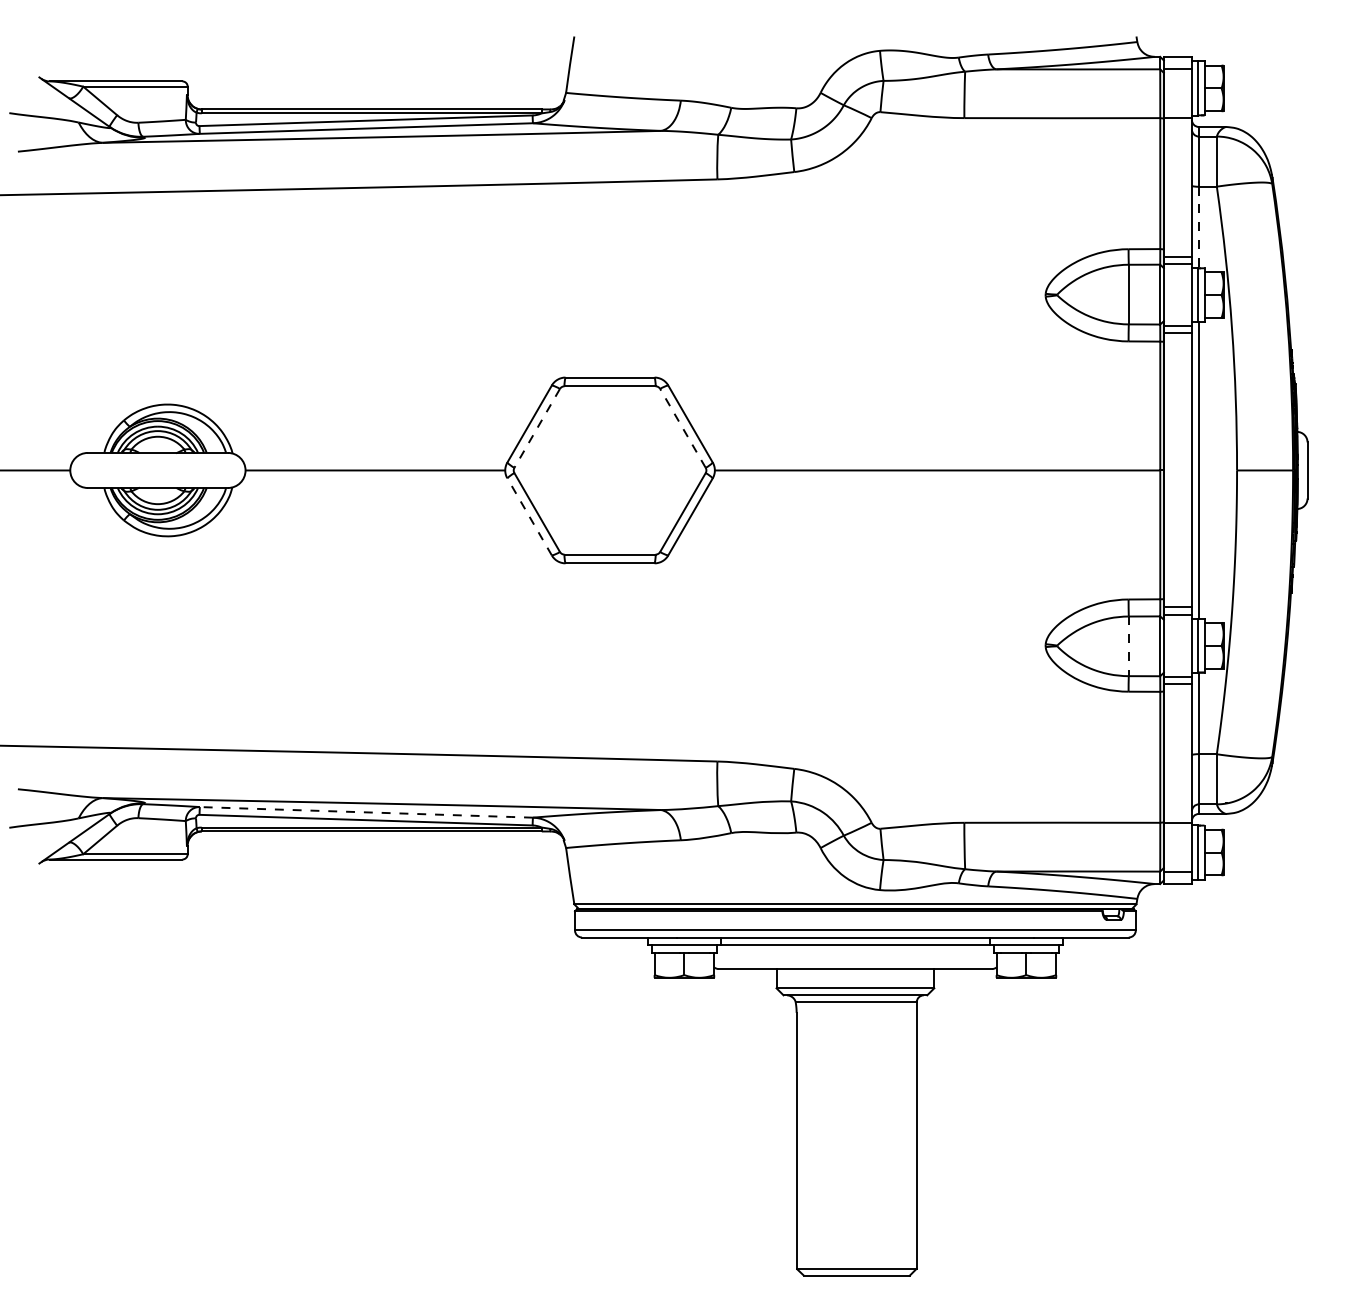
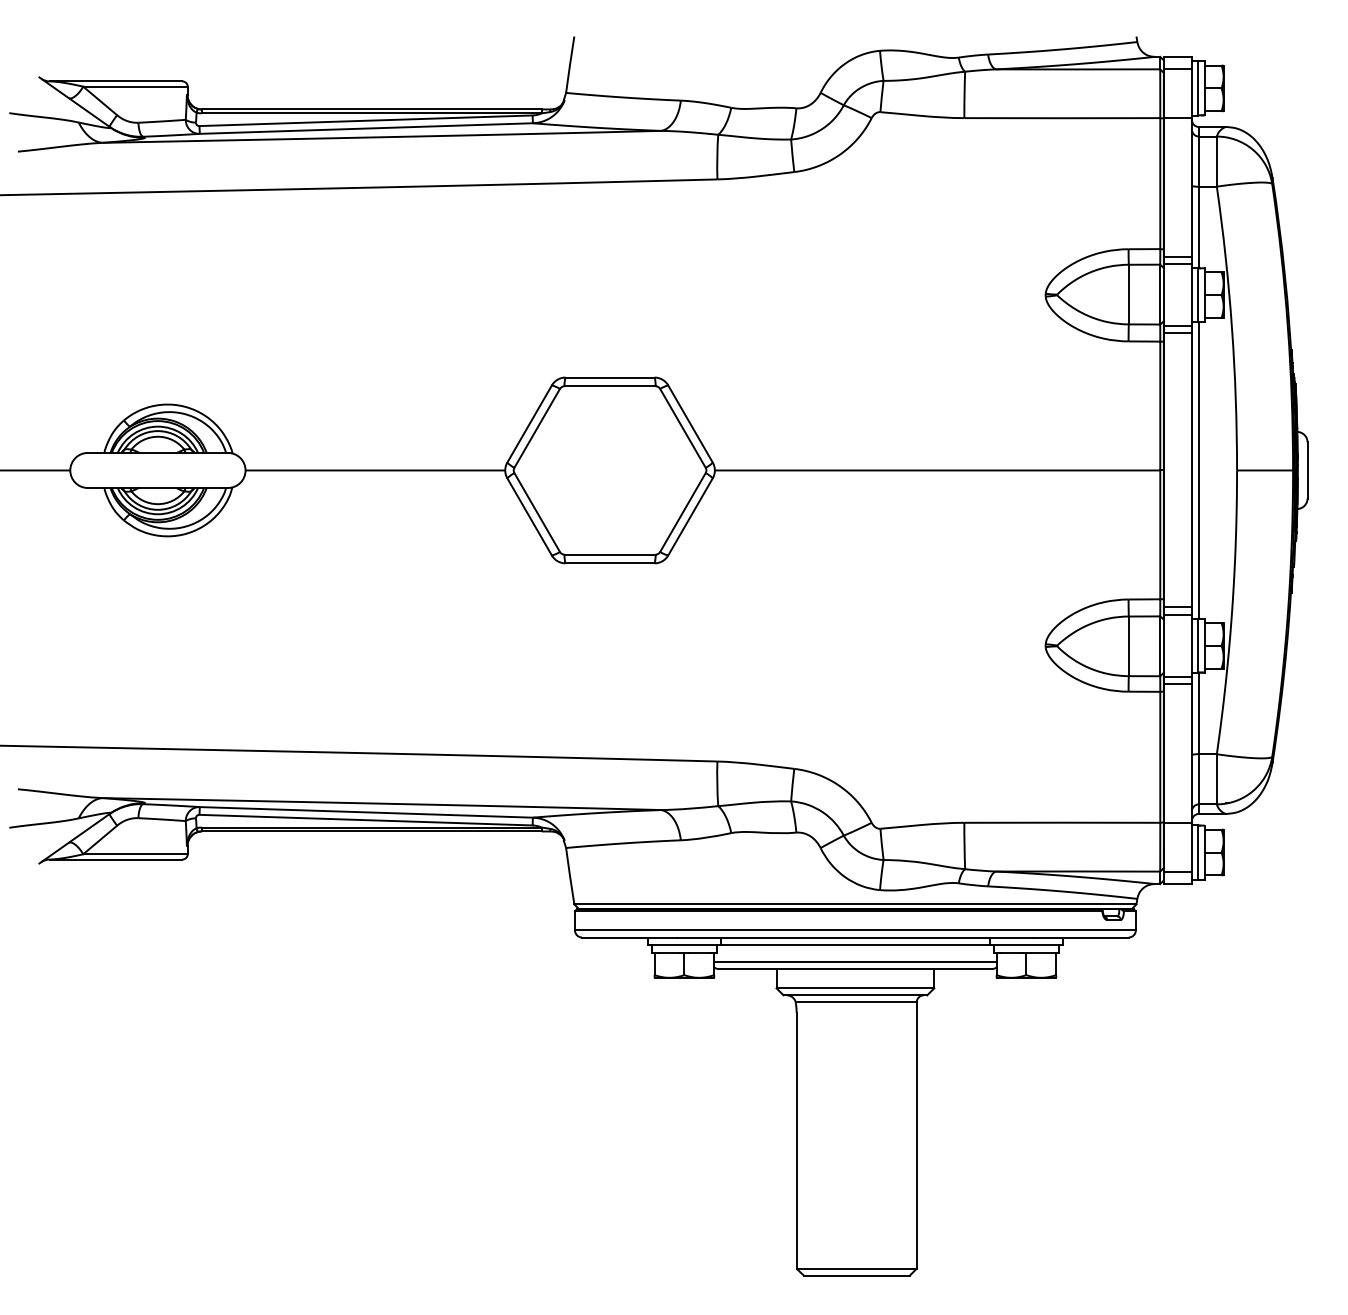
line: dashed -> solid (1198, 227)
line: dashed -> solid (682, 427)
line: dashed -> solid (536, 428)
line: dashed -> solid (529, 516)
line: dashed -> solid (1128, 646)
line: dashed -> solid (368, 812)
line: none -> present (855, 962)
